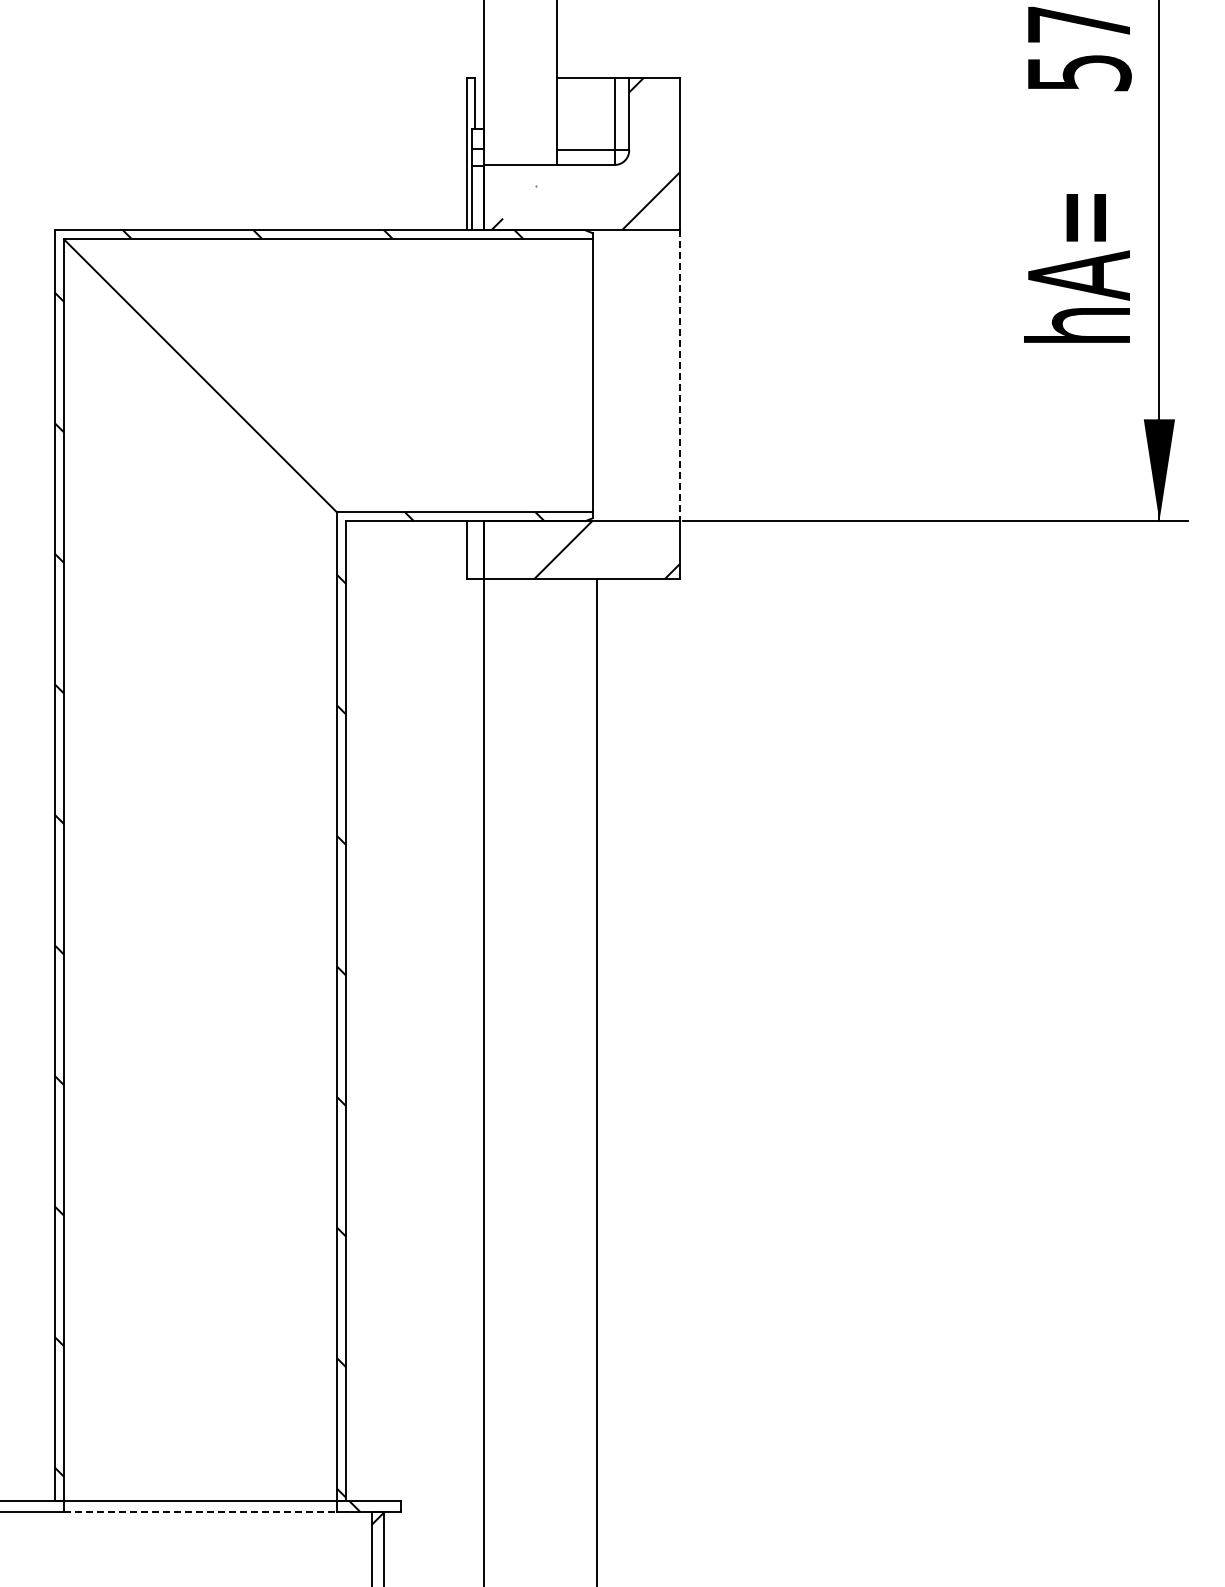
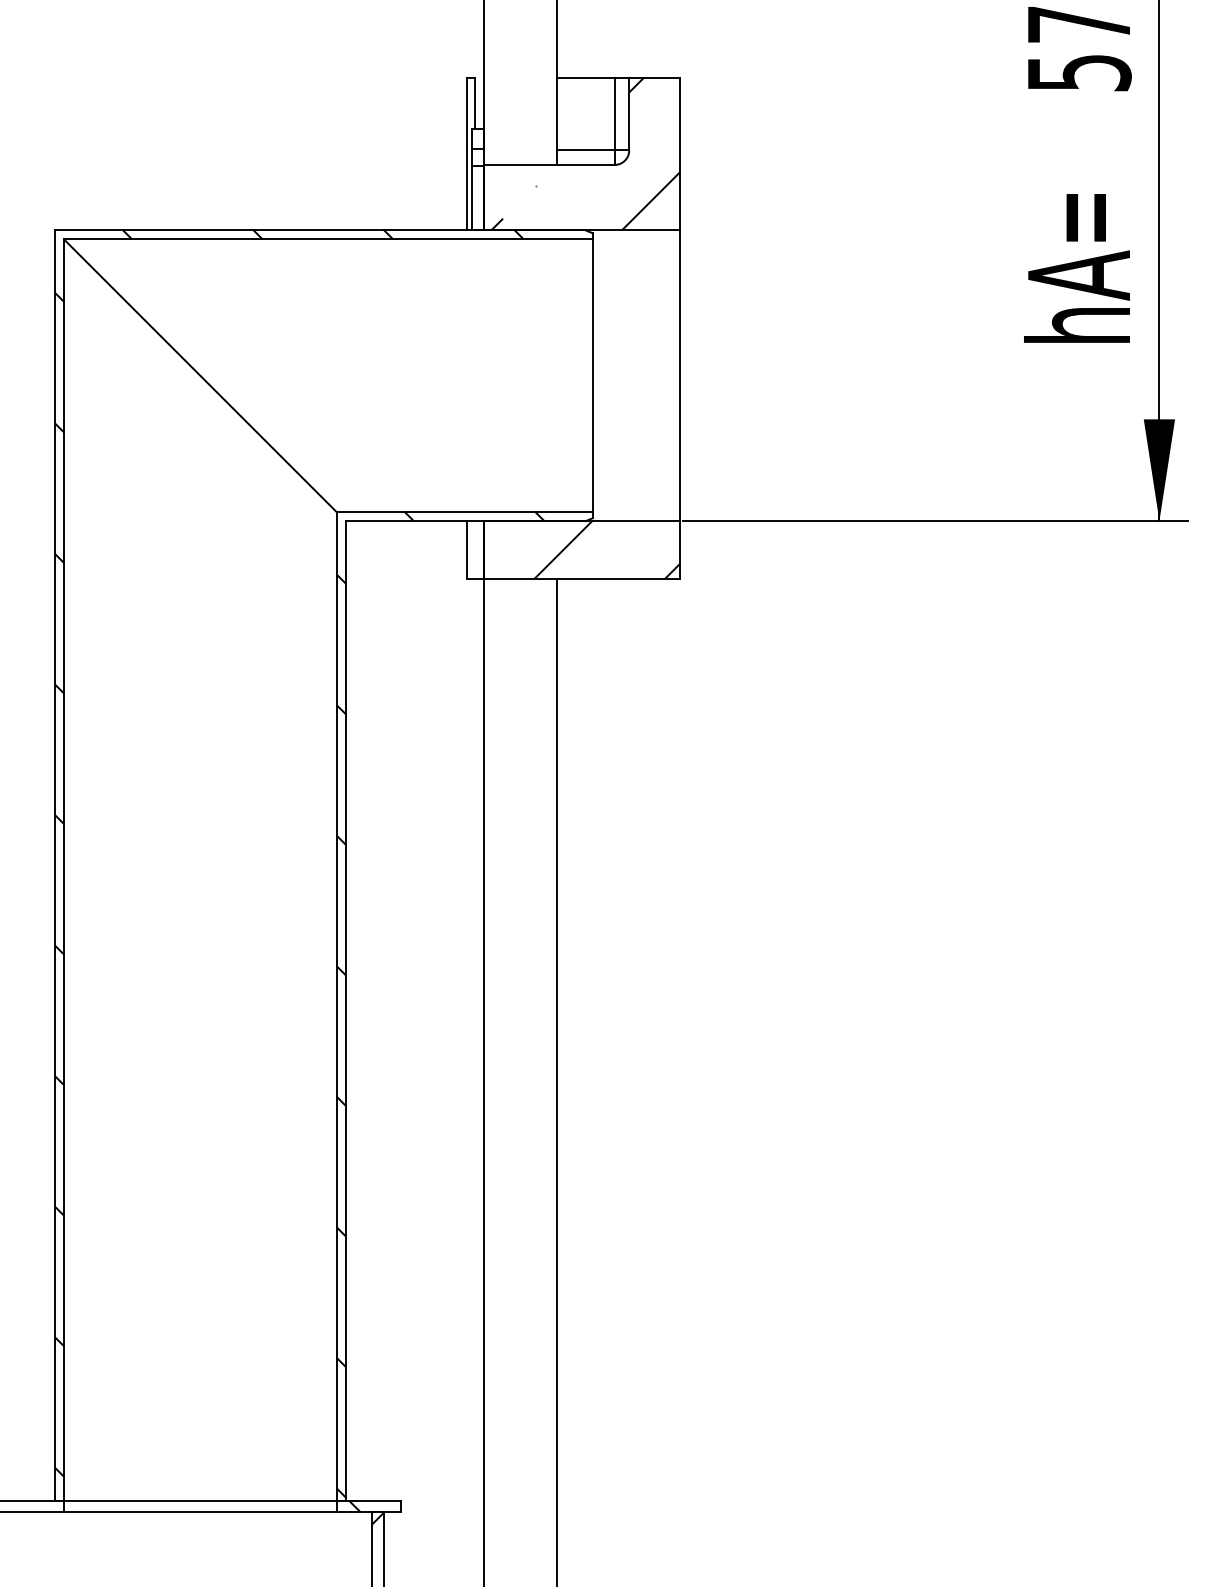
line: dashed -> solid (680, 376)
line position: (596, 1081) -> (556, 1081) (556, 1081)
line: dashed -> solid (200, 1512)
